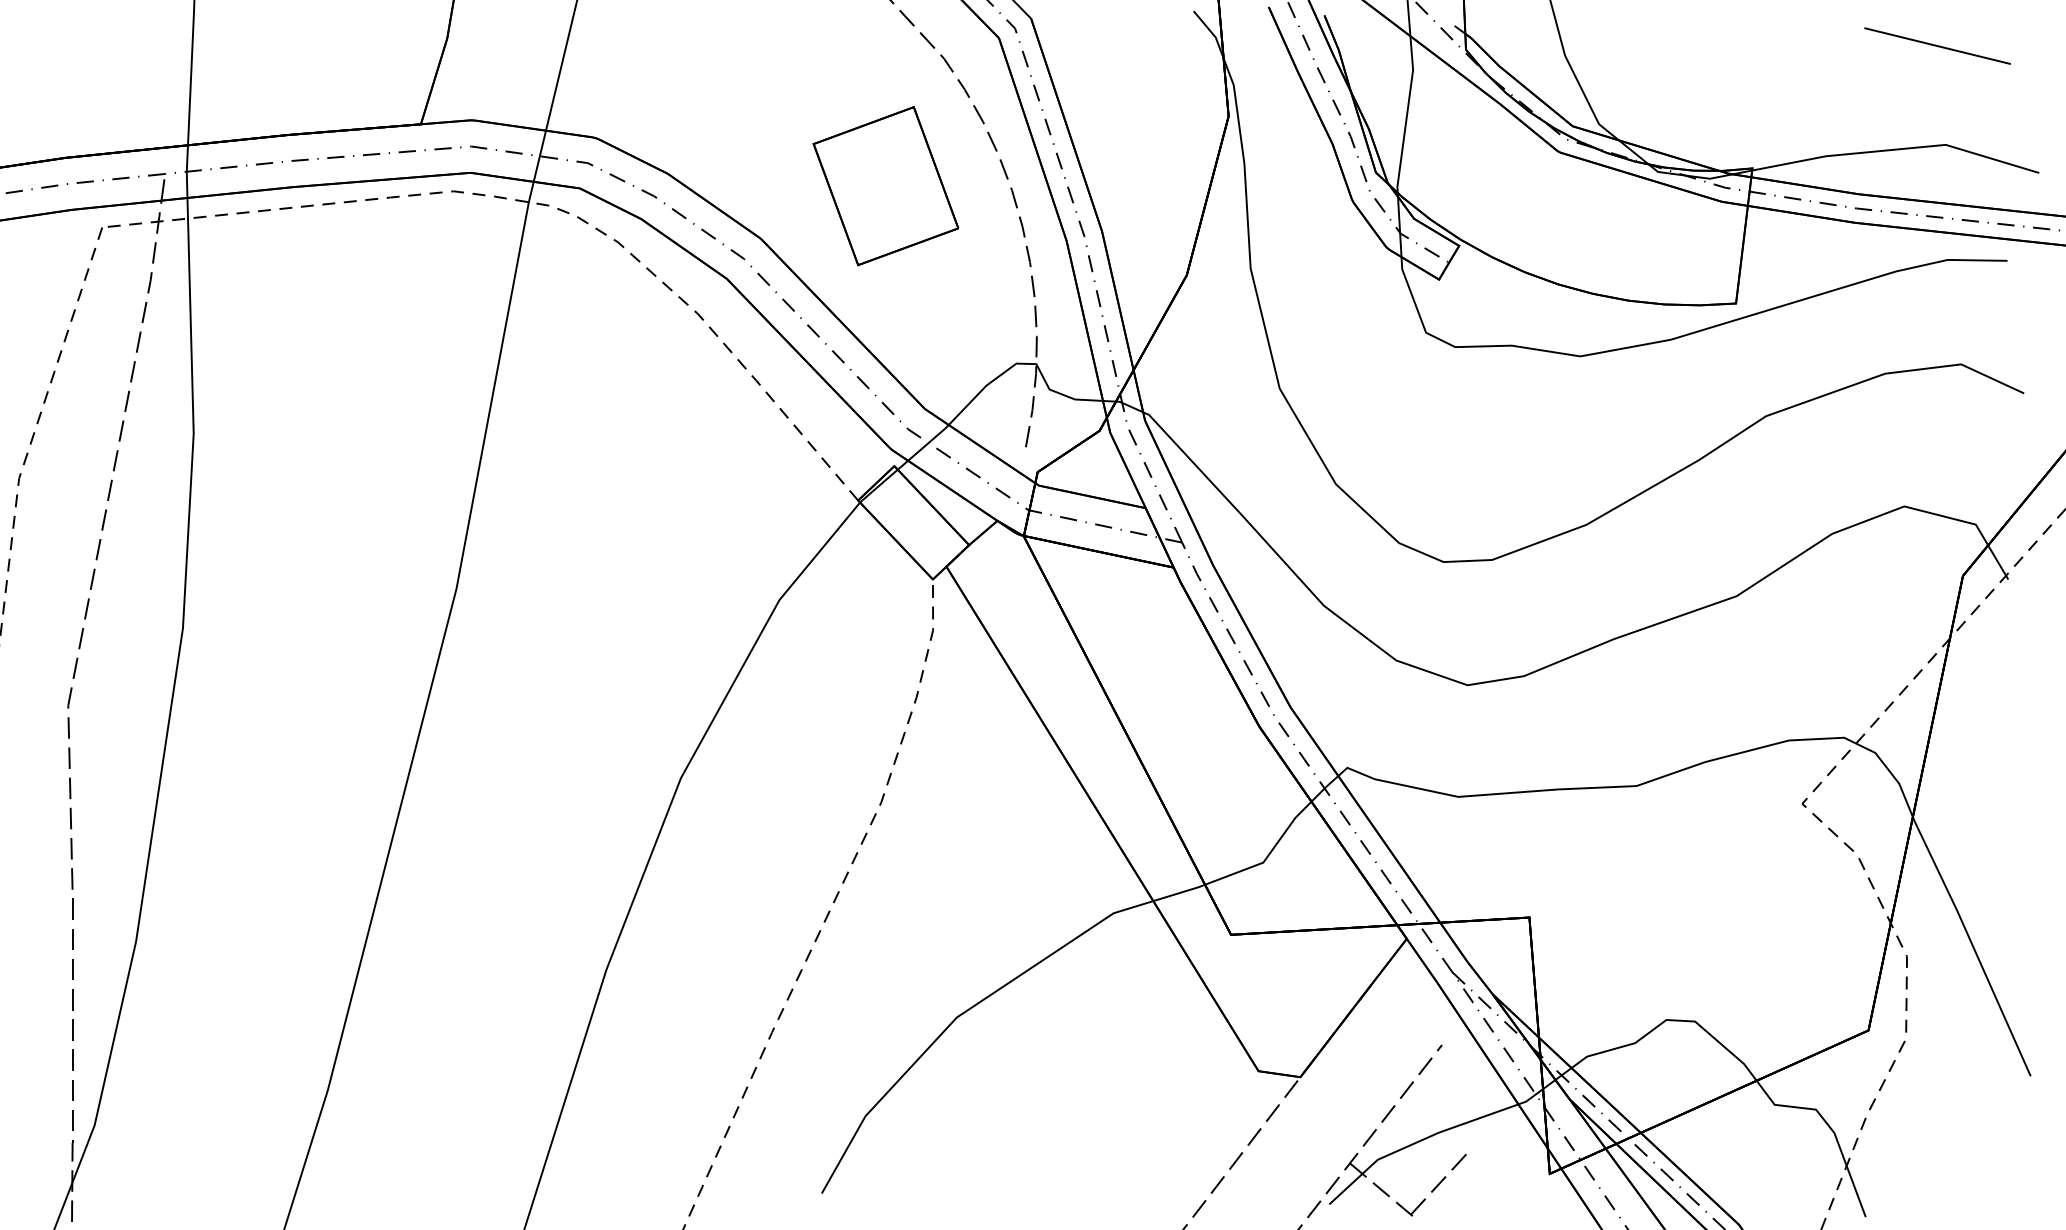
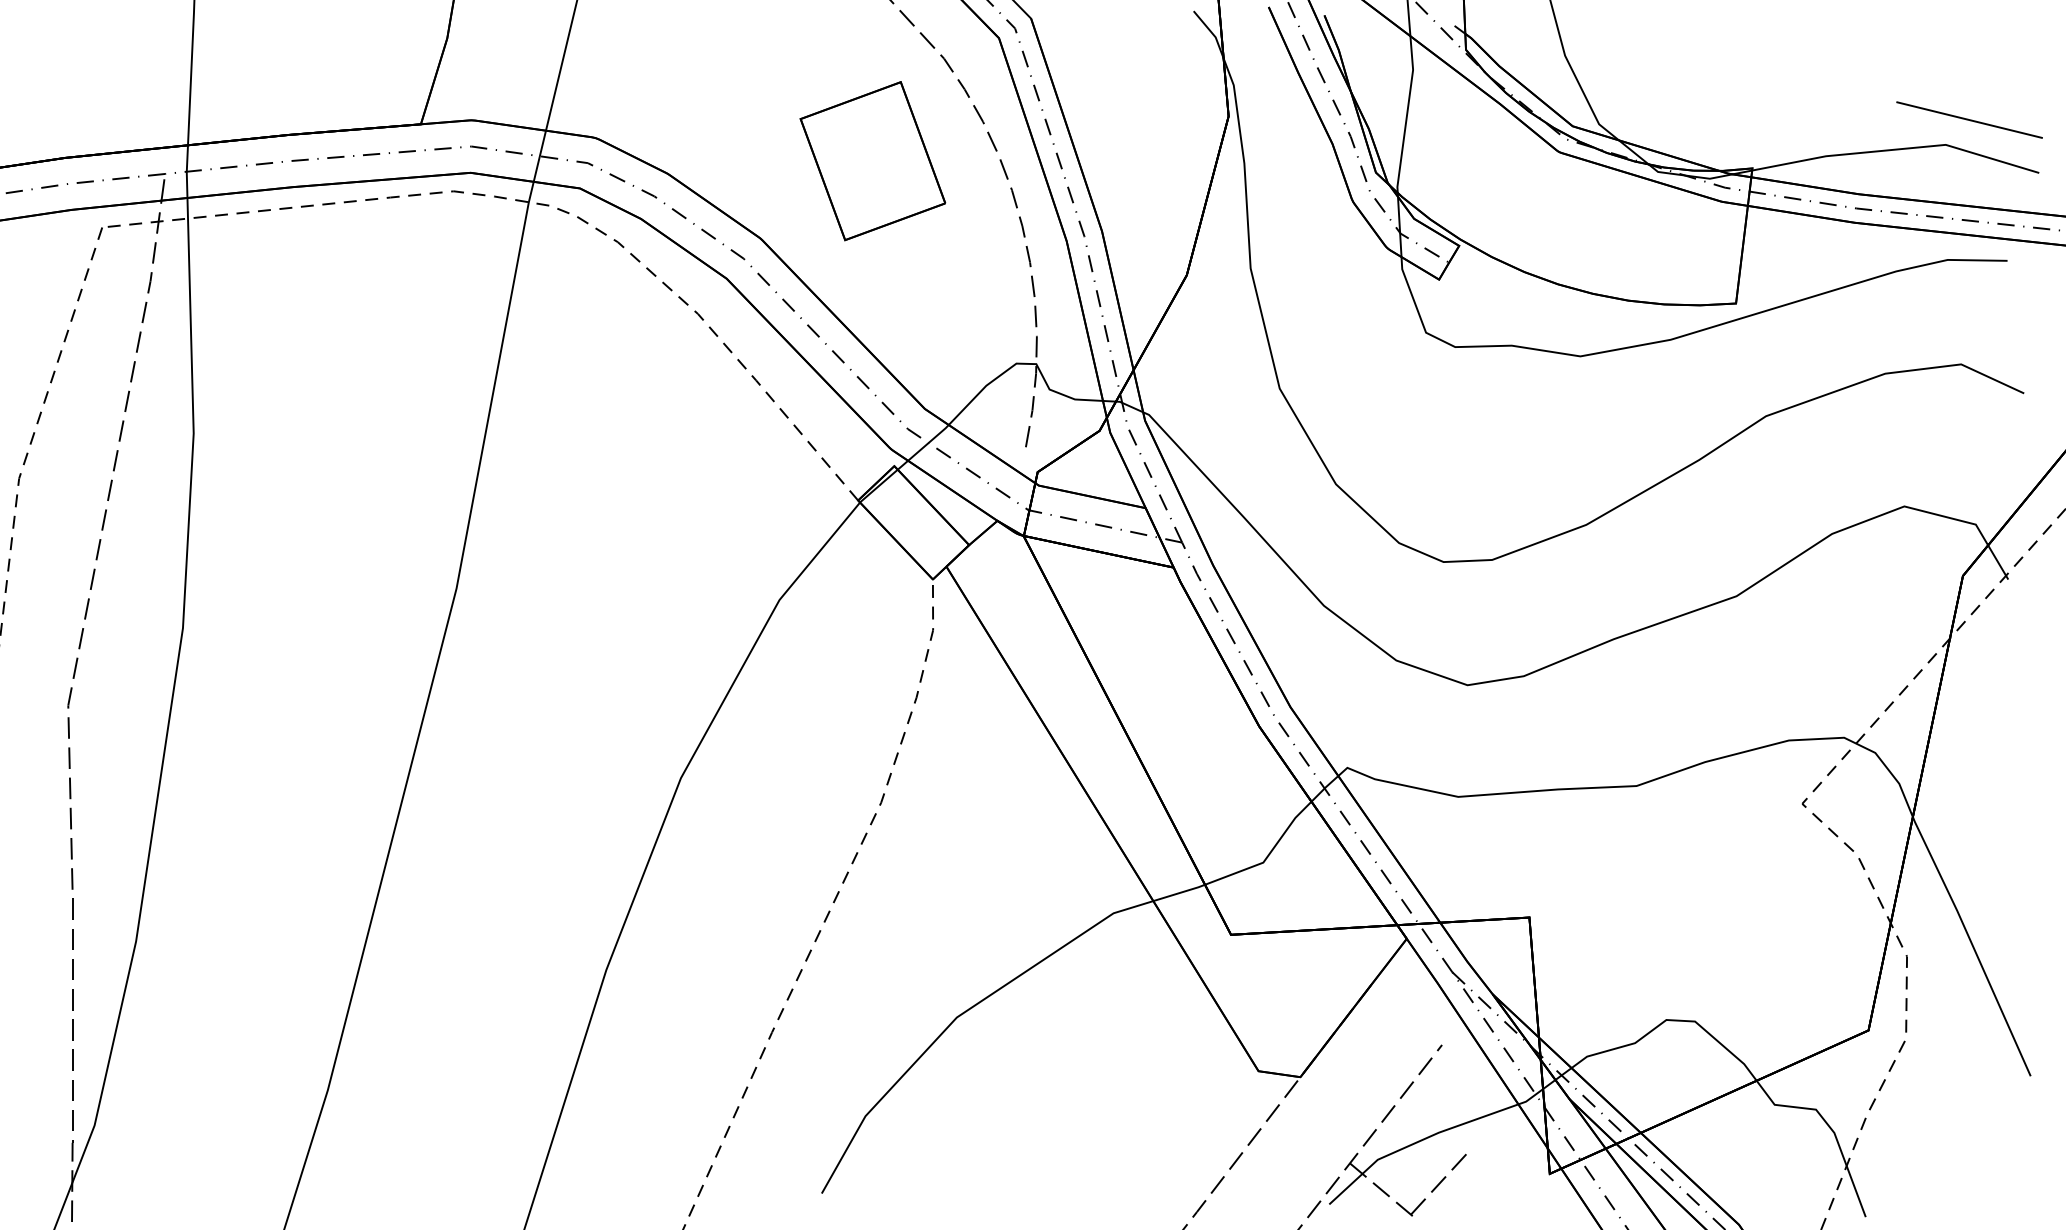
line position: (1937, 45) -> (1969, 119) (1969, 119)
part position: (885, 186) -> (872, 161) (872, 161)
